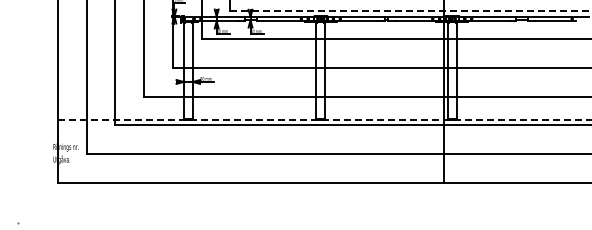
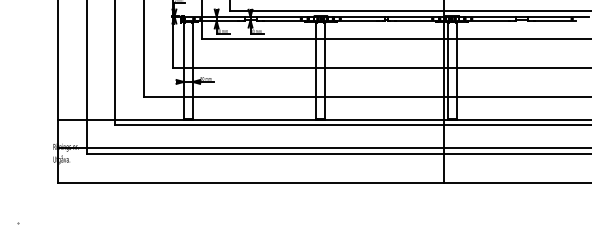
line: dashed -> solid (411, 10)
line: dashed -> solid (324, 119)
line: none -> present (322, 148)
